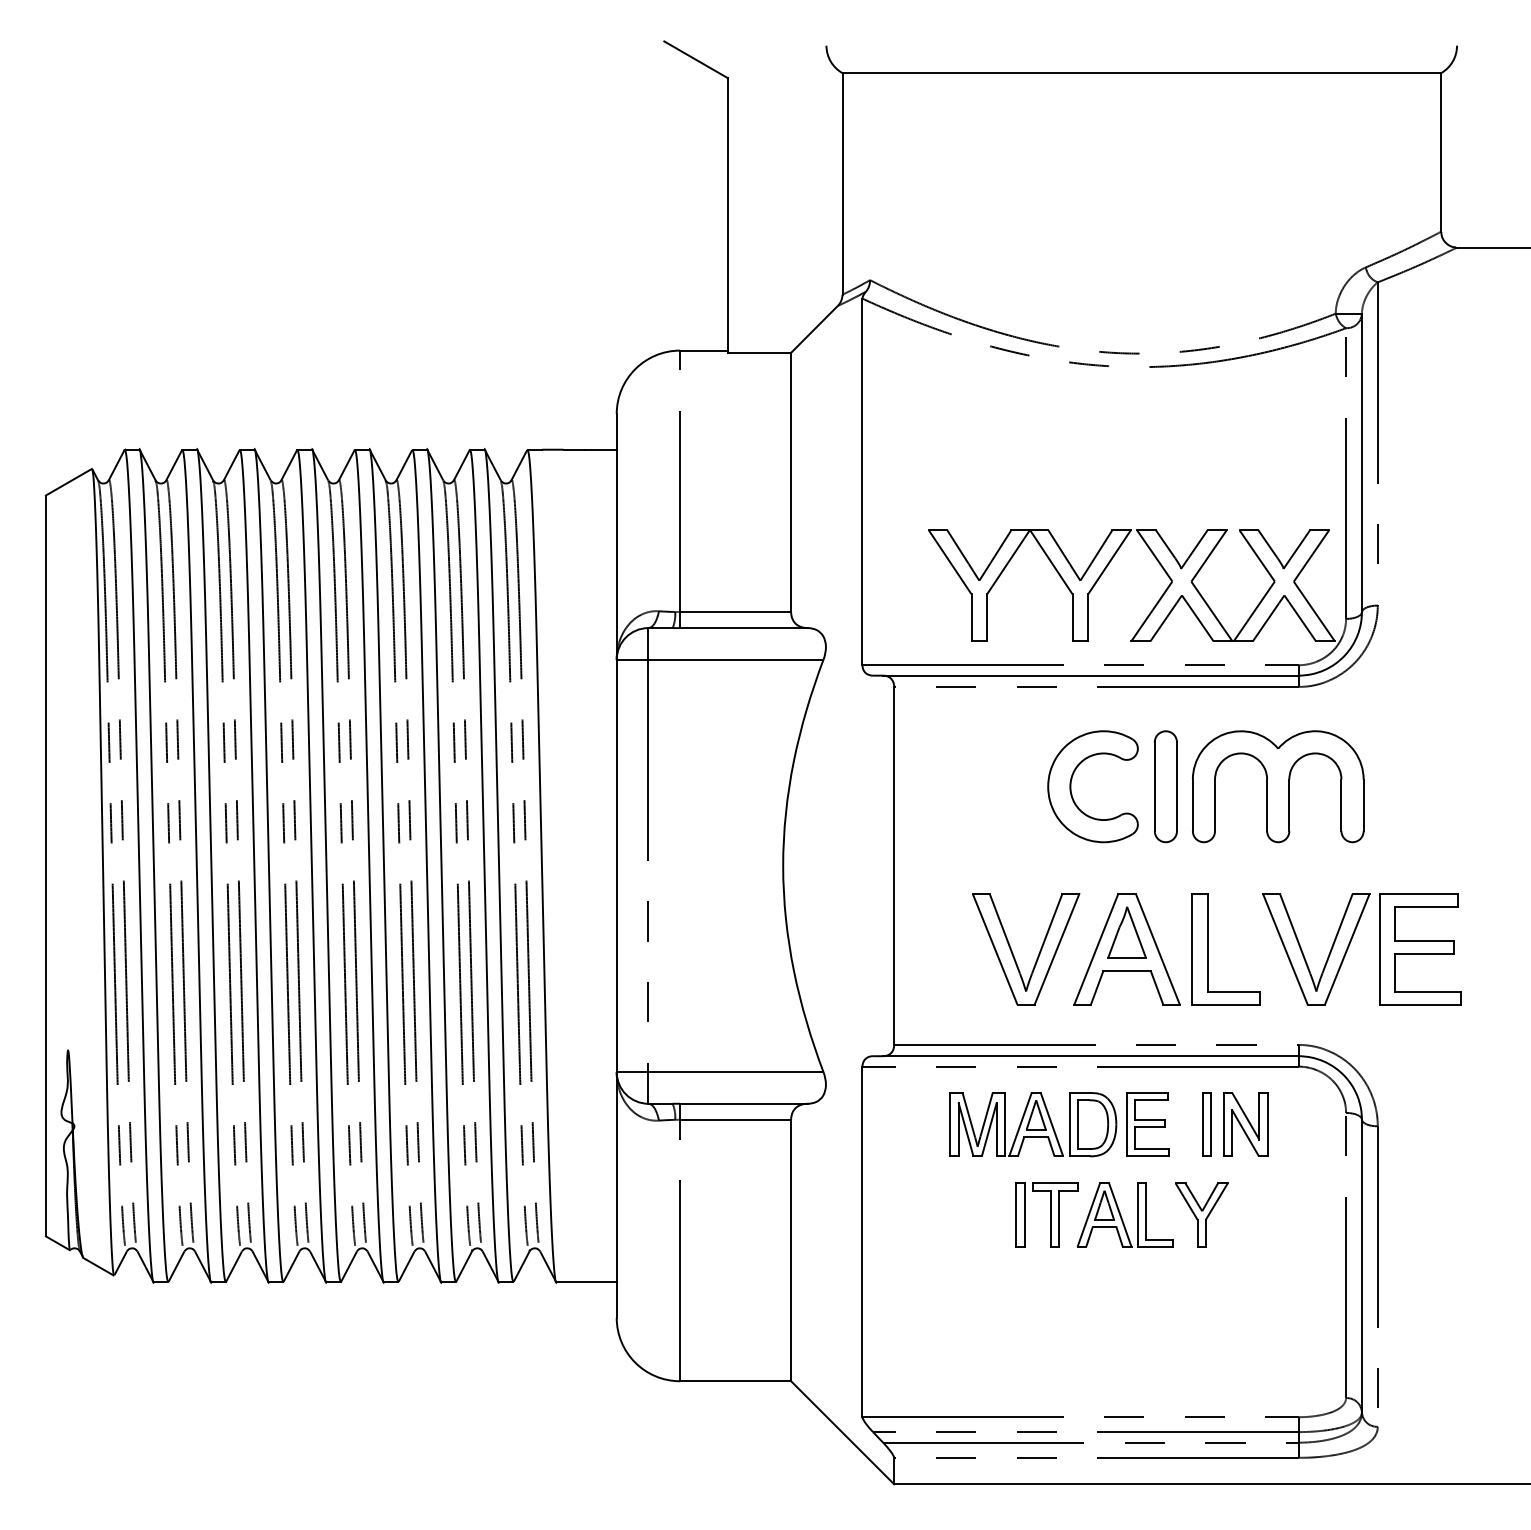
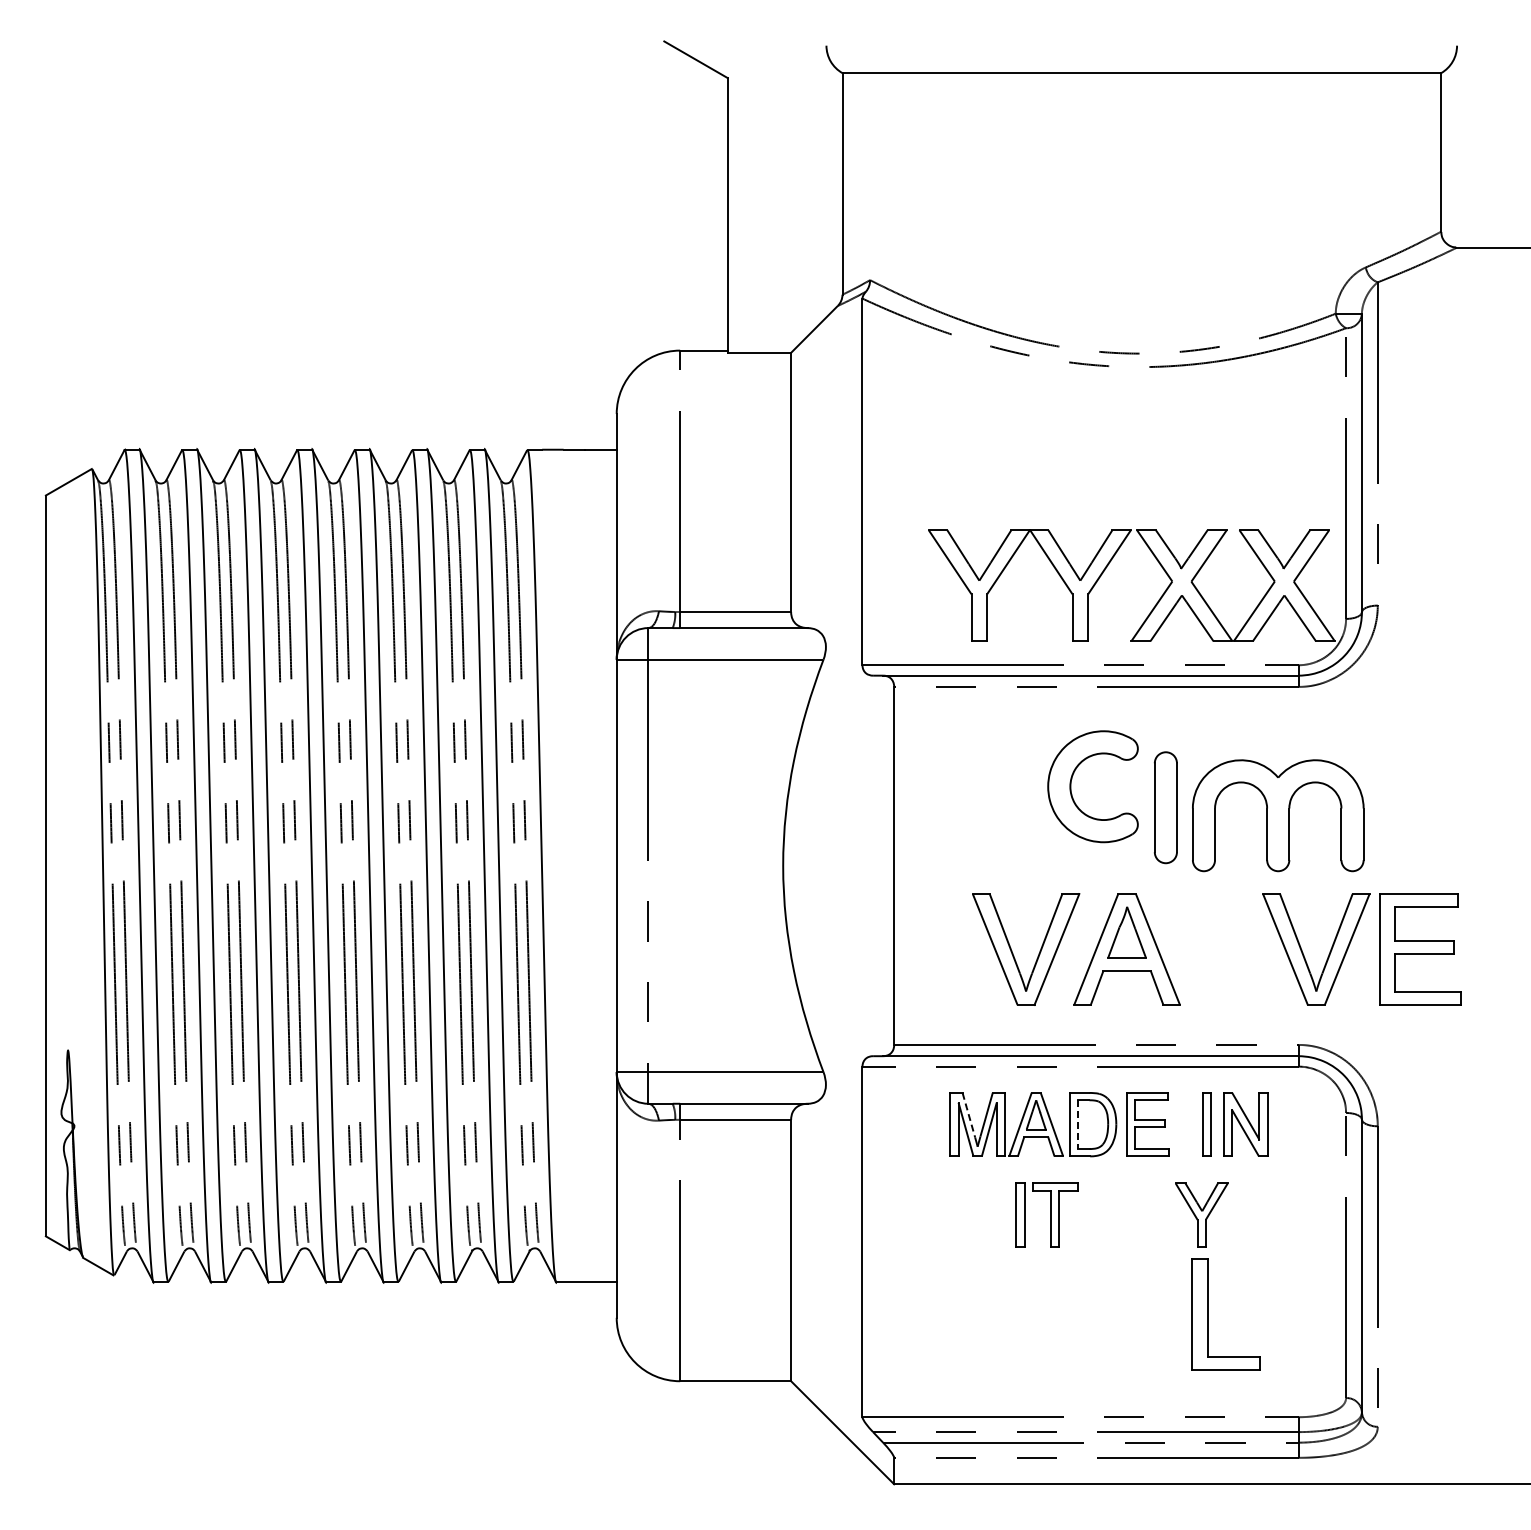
part position: (1165, 786) -> (1165, 807) (1165, 807)
part position: (1278, 786) -> (1278, 815) (1278, 815)
part position: (1208, 949) -> (1208, 1314) (1208, 1314)
line: solid -> dashed (968, 1115)
line: solid -> dashed (1078, 1125)
part: present -> none (1125, 1214)
